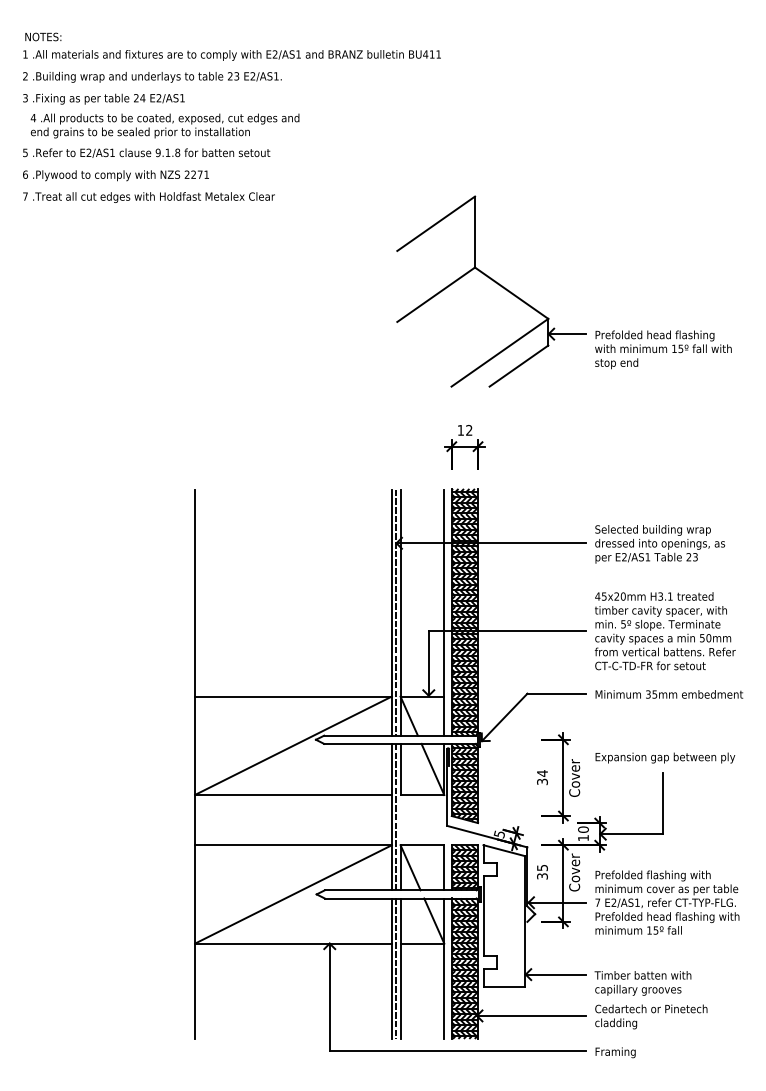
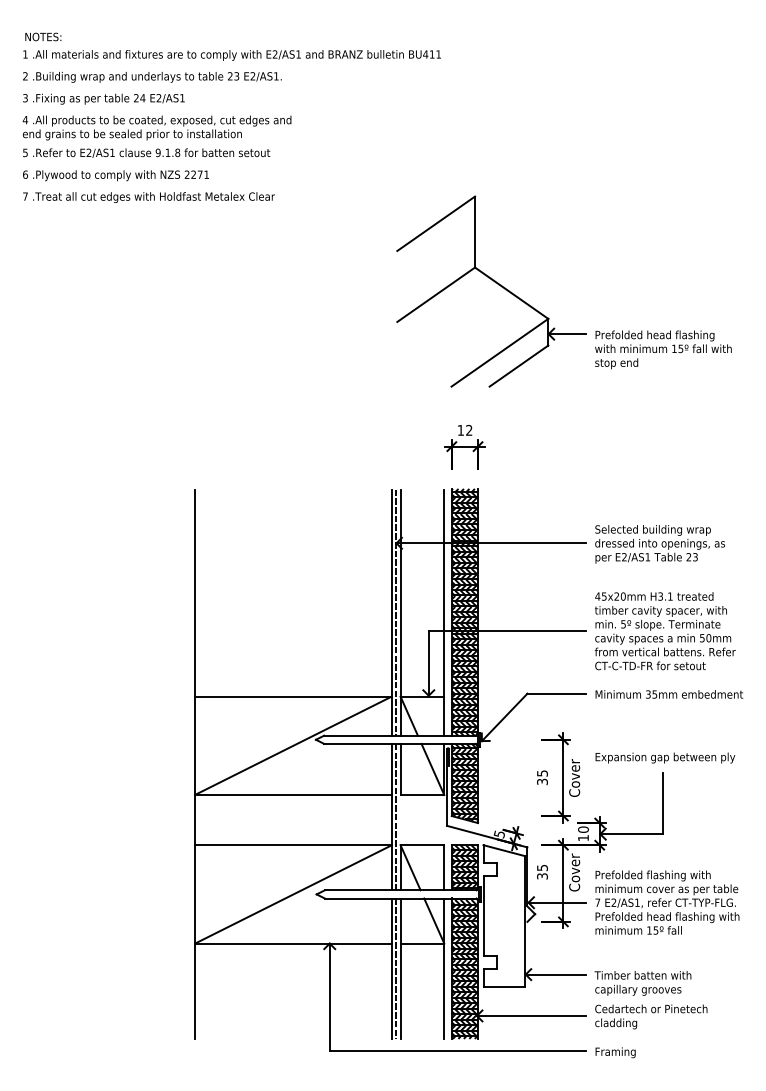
text position: (164, 125) -> (156, 127) (156, 127)
text: 34 -> 35 (542, 773)
